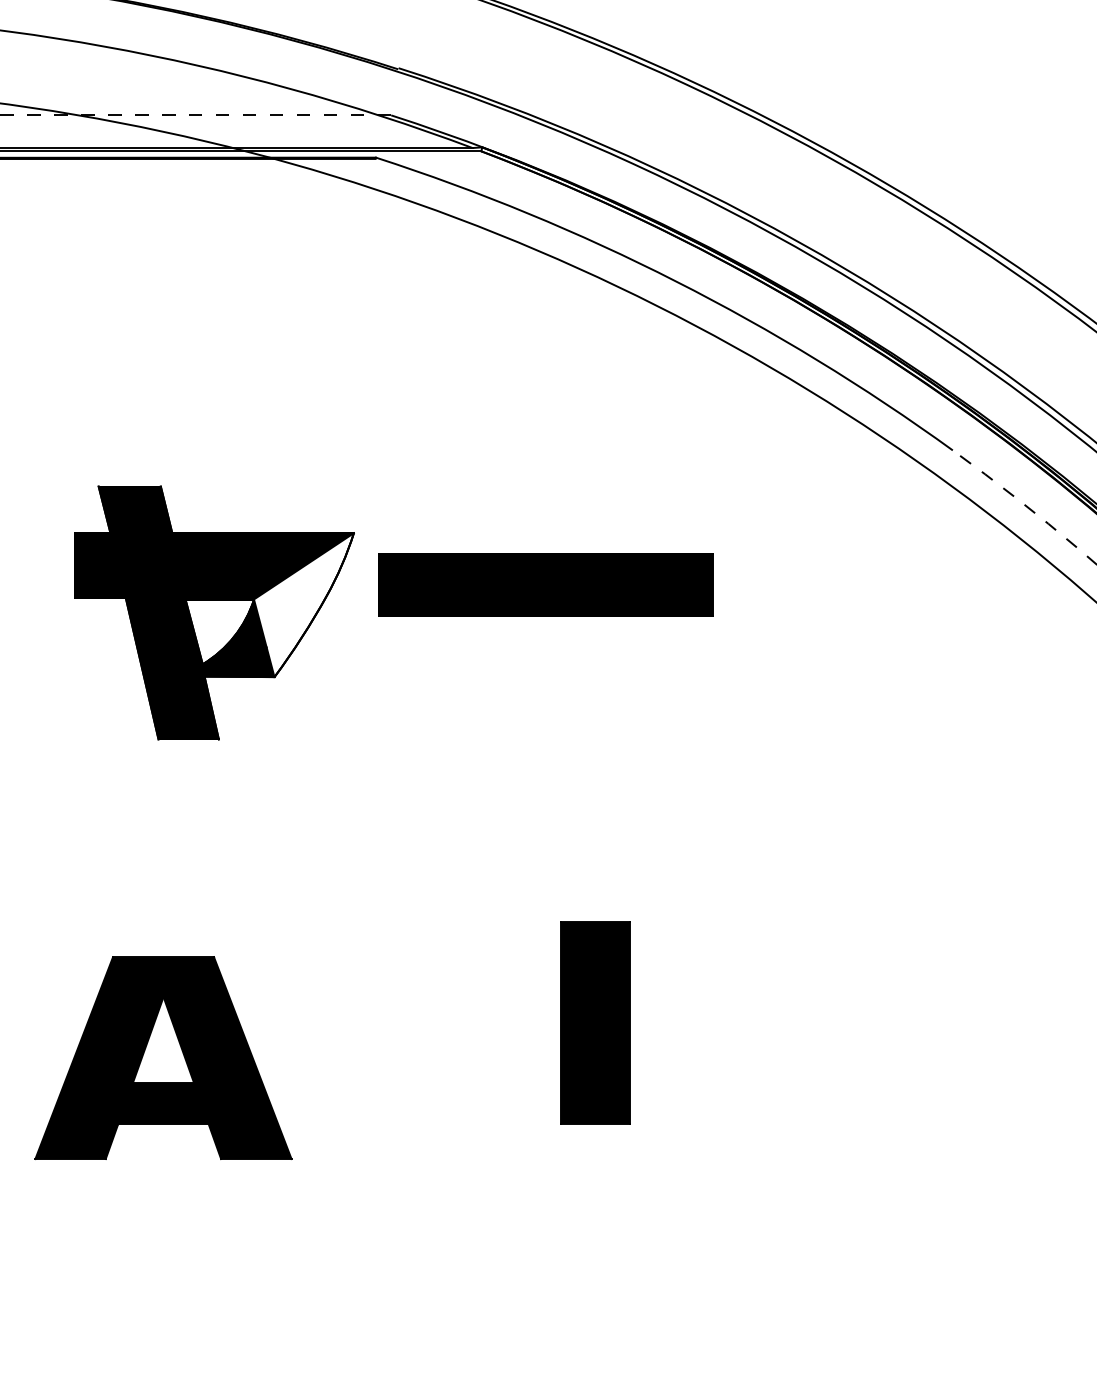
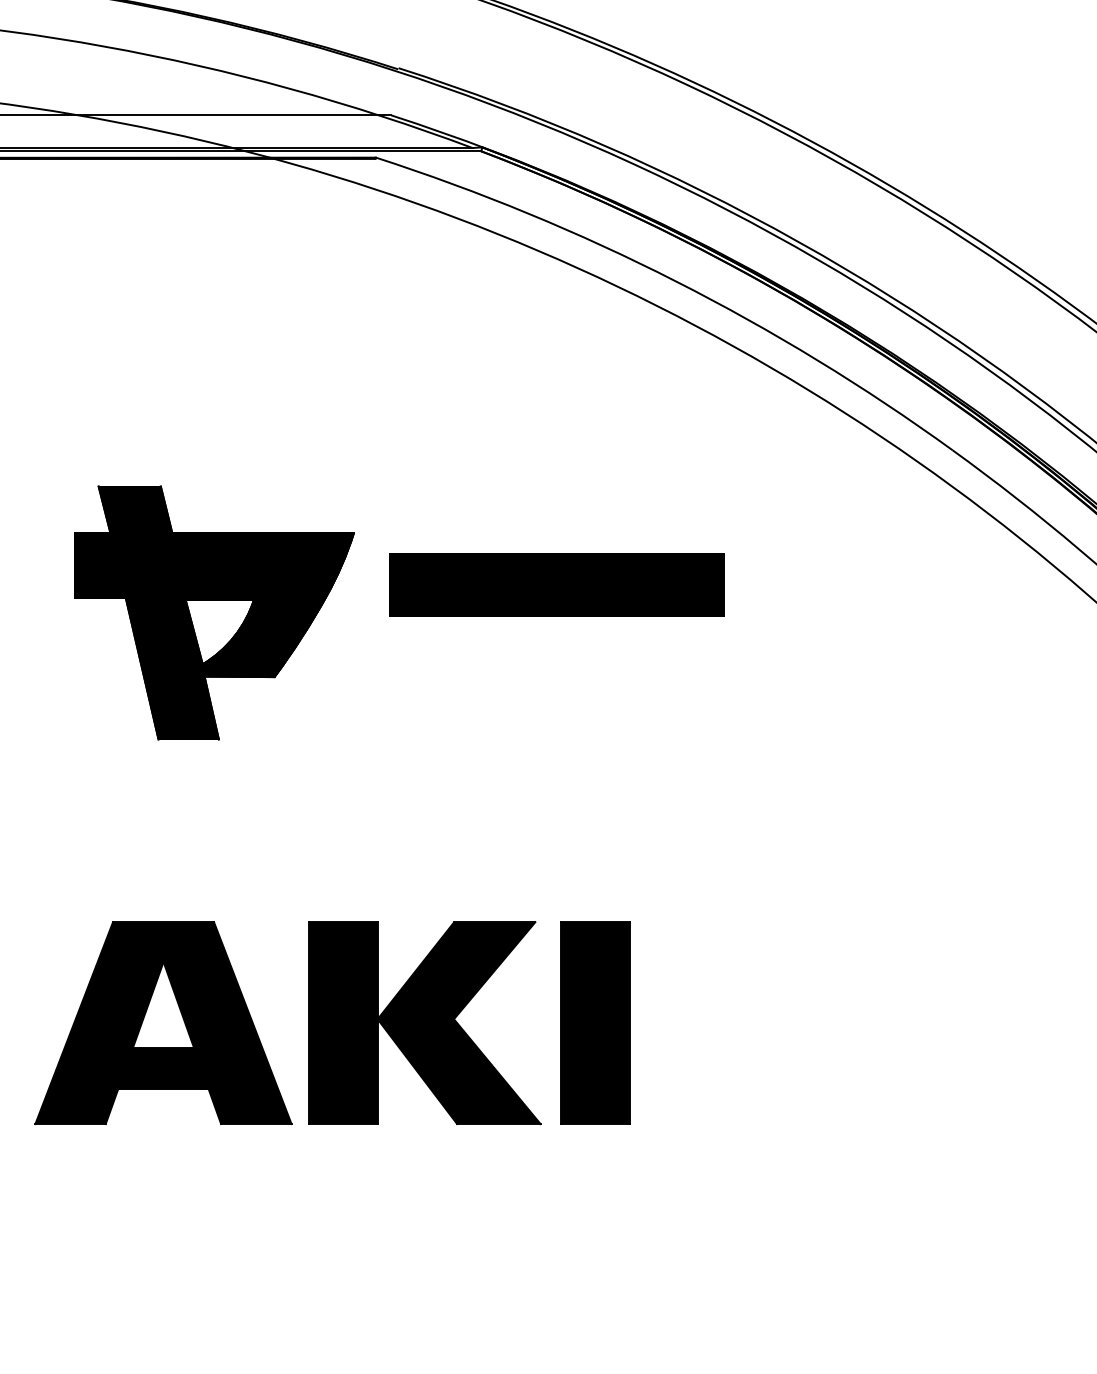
line: dashed -> solid (195, 115)
arc: dashed -> solid (1025, 505)
part position: (545, 584) -> (556, 584) (556, 584)
fill: none -> present (303, 605)
part: none -> present (424, 1023)
part position: (163, 1057) -> (163, 1022) (163, 1022)
